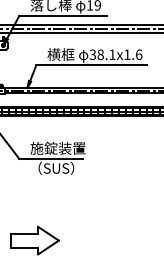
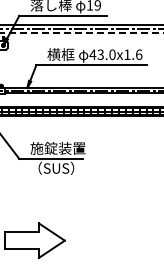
line: solid -> dashed (82, 33)
text: 38.1x1.6 -> 43.0x1.6 (102, 54)
part size: 50x31 px -> 62x37 px (34, 240)
